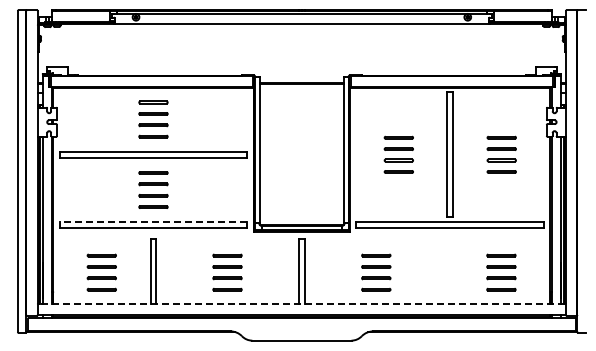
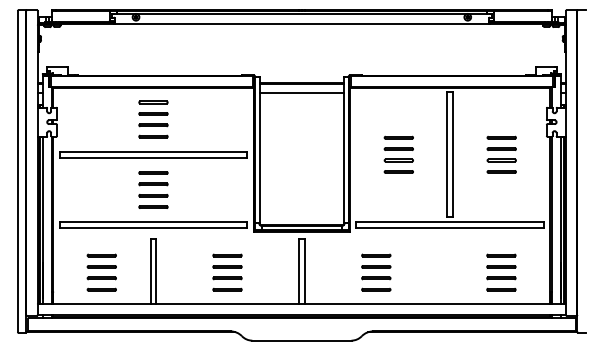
line: none -> present (301, 92)
line: dashed -> solid (153, 222)
line: dashed -> solid (301, 303)
